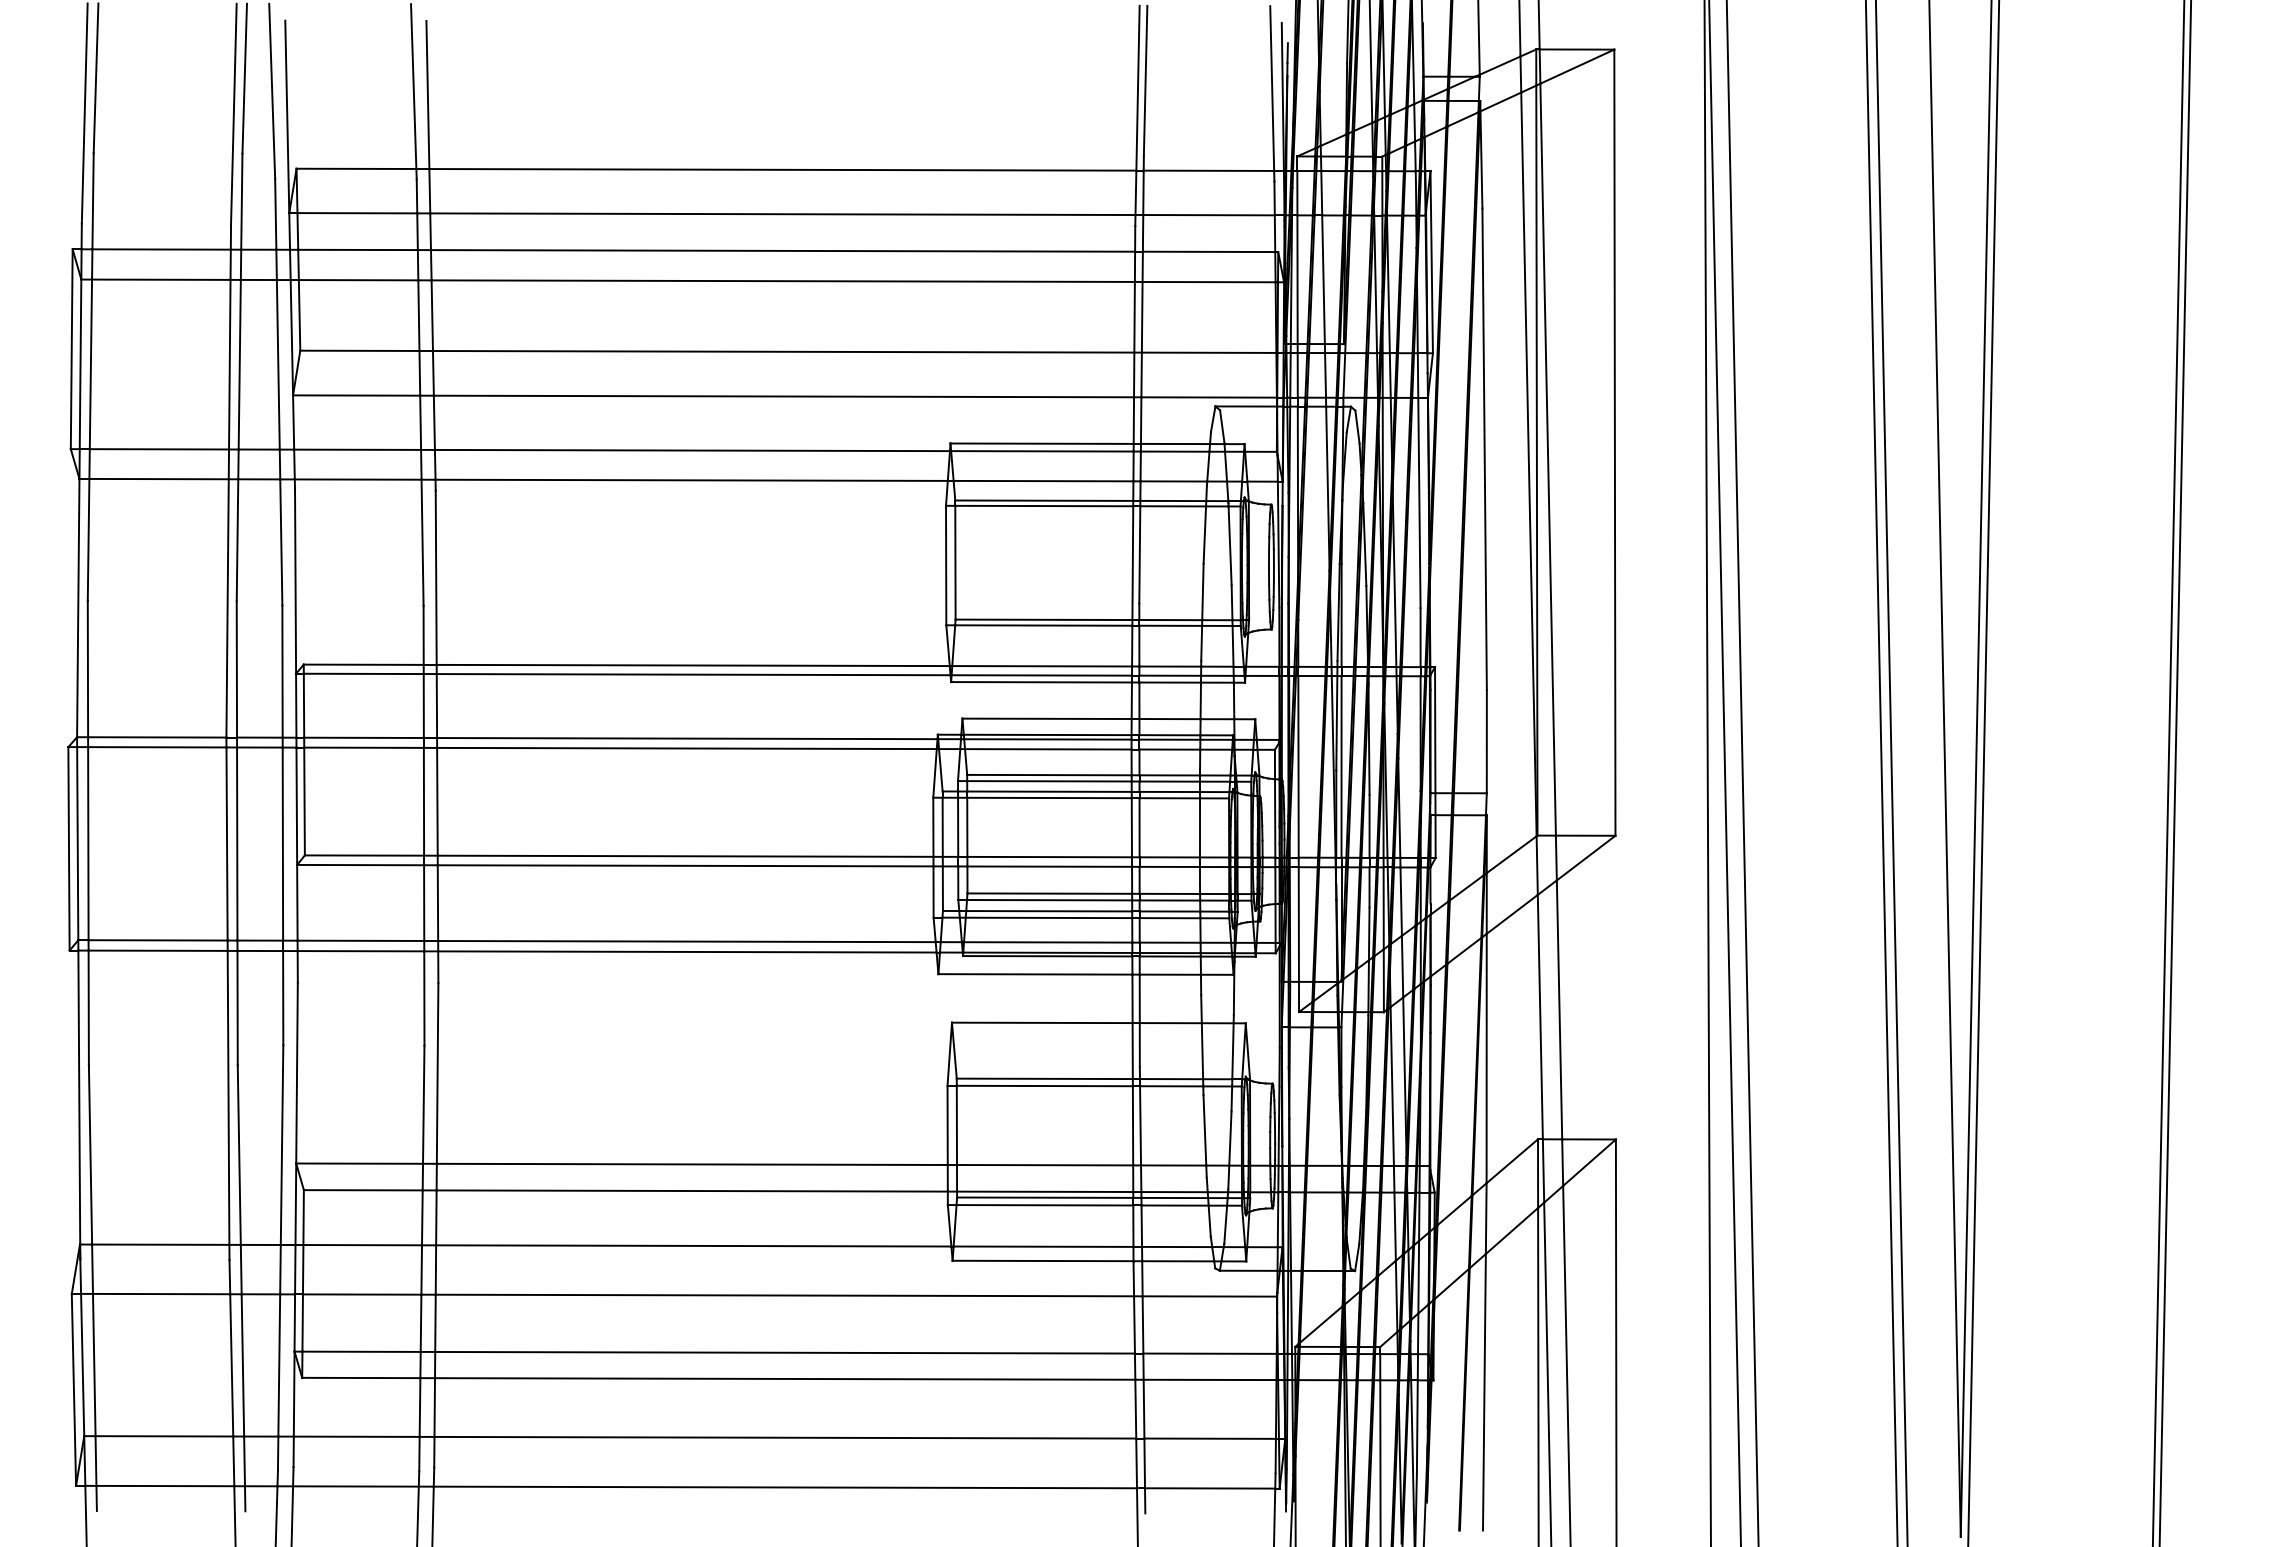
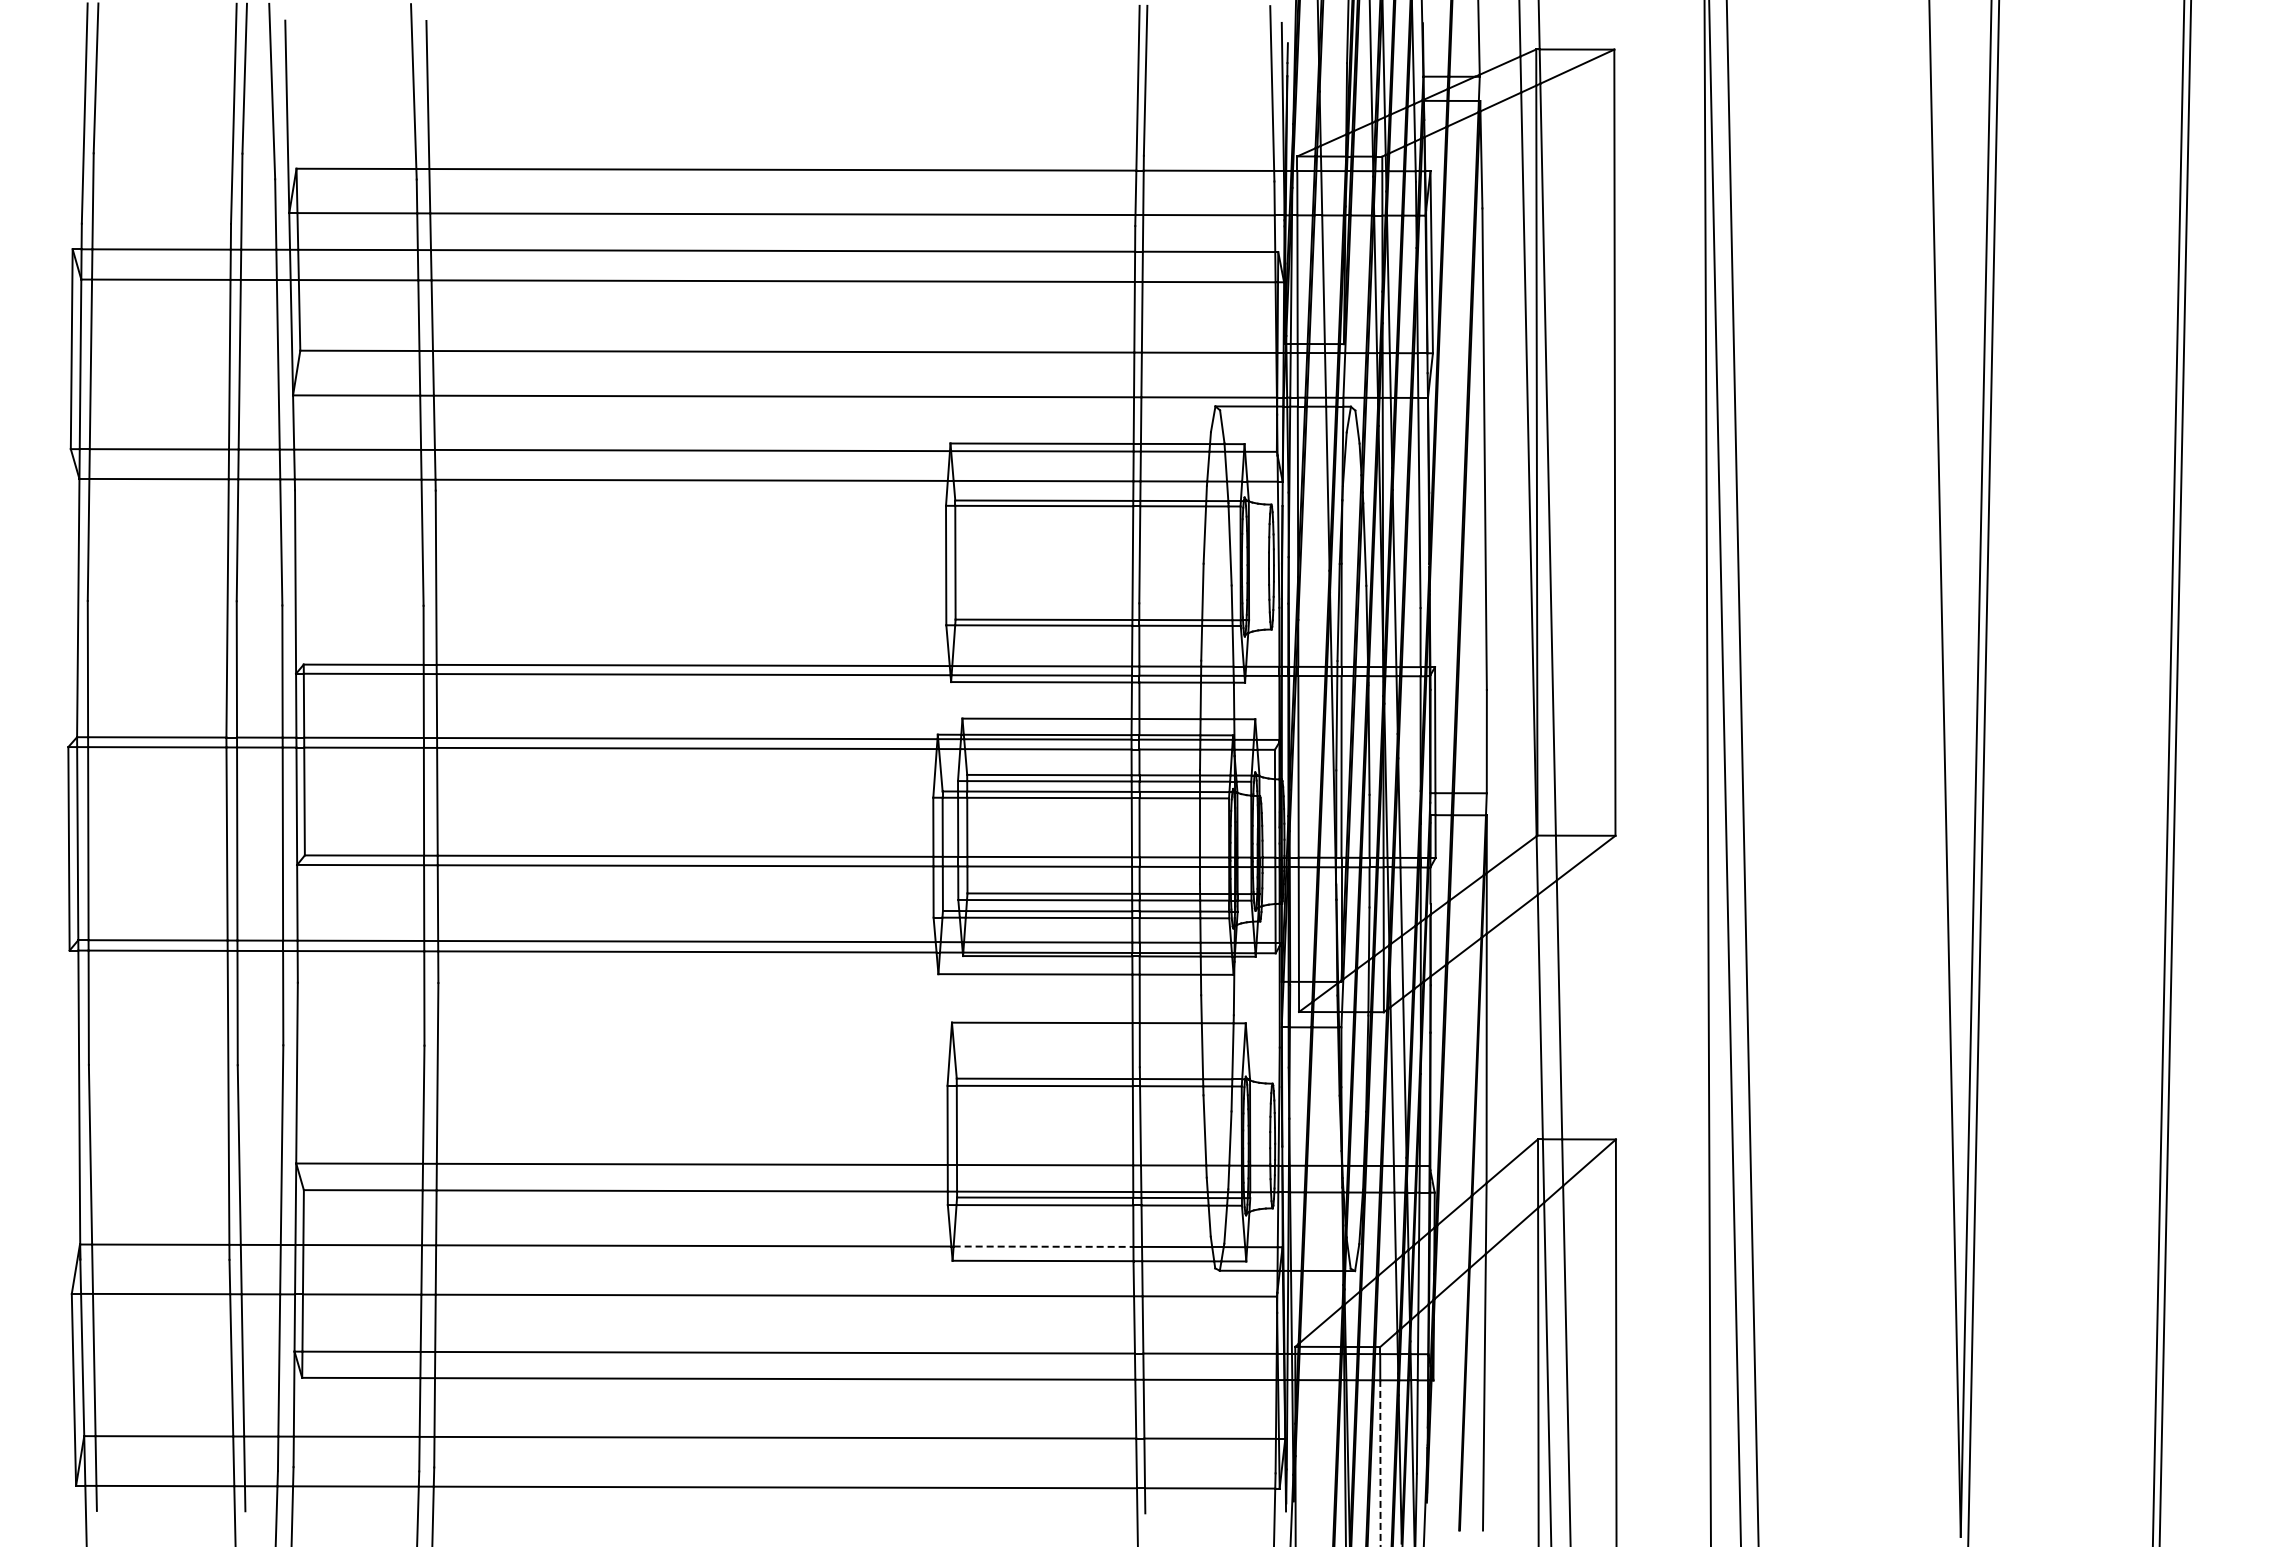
line: present -> none (1881, 772)
line: present -> none (1891, 772)
line: solid -> dashed (1043, 1246)
line: solid -> dashed (1380, 1463)
